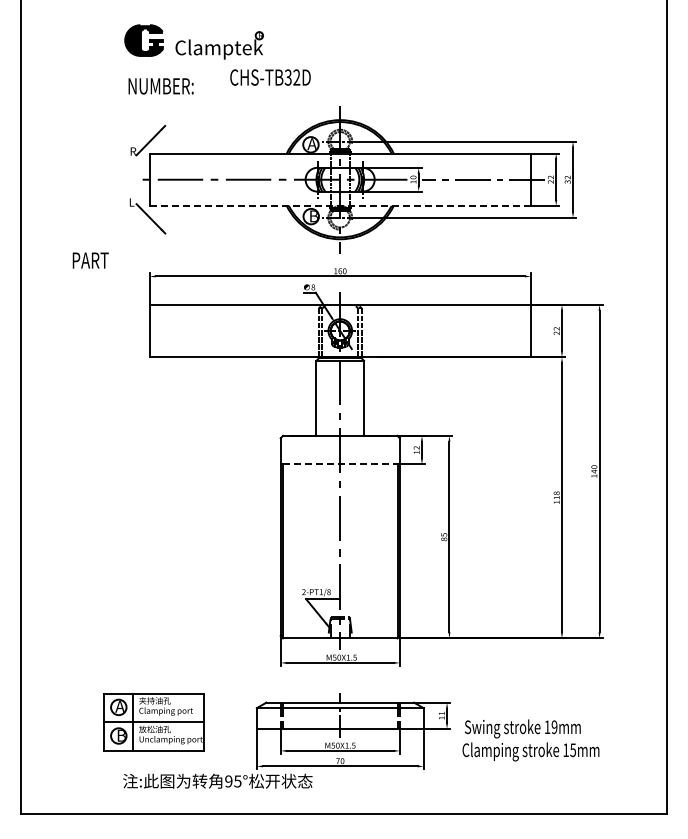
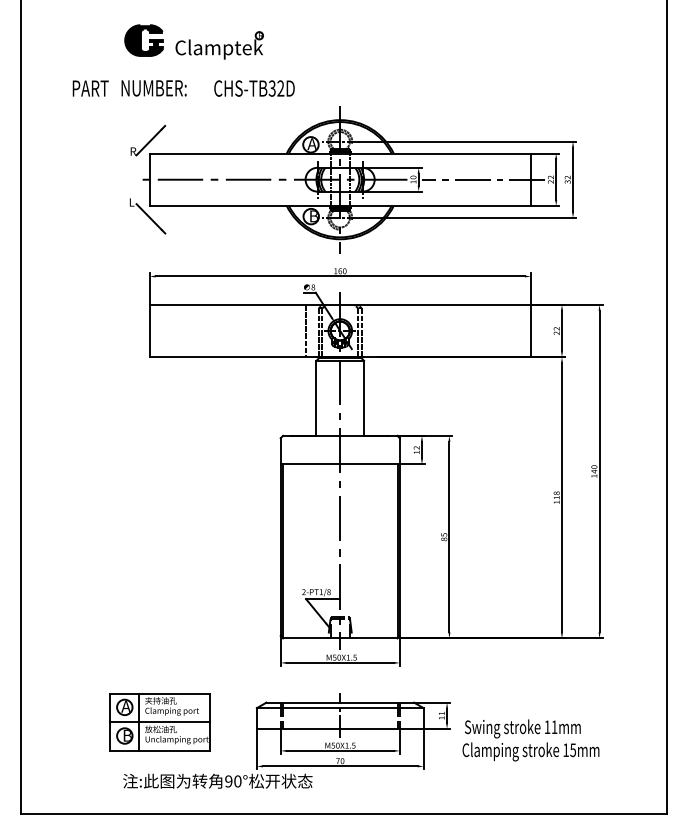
text position: (270, 77) -> (254, 88) (254, 88)
text position: (160, 86) -> (153, 88) (153, 88)
line: dashed -> solid (340, 205)
text position: (90, 260) -> (90, 88) (90, 88)
line: none -> present (305, 330)
line: dashed -> solid (340, 464)
part position: (153, 722) -> (159, 722) (159, 722)
text: 19mm -> 11mm (554, 727)
text: 95° -> 90° (237, 781)
